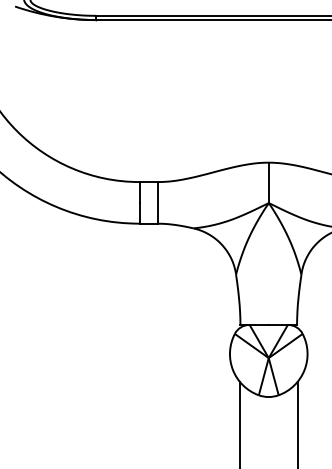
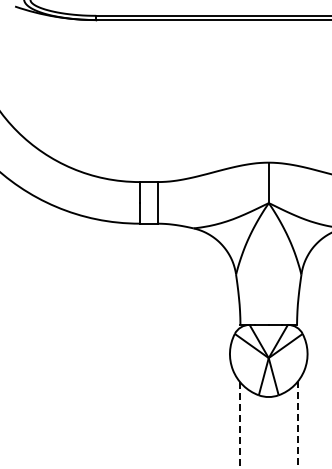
line: solid -> dashed (297, 424)
line: solid -> dashed (239, 425)
